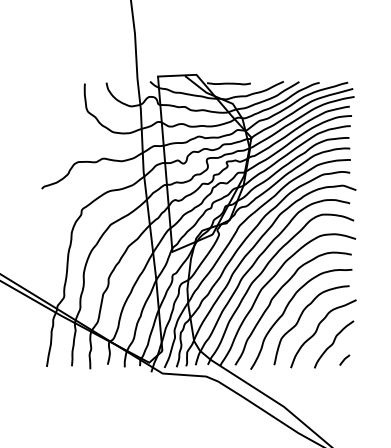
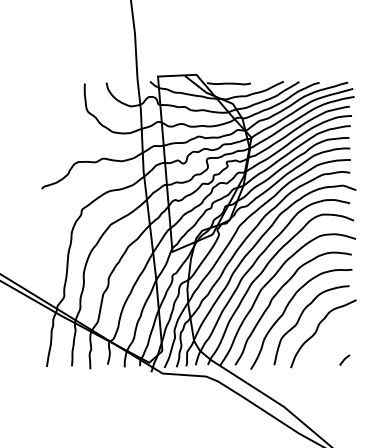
curve: present -> none (334, 343)
